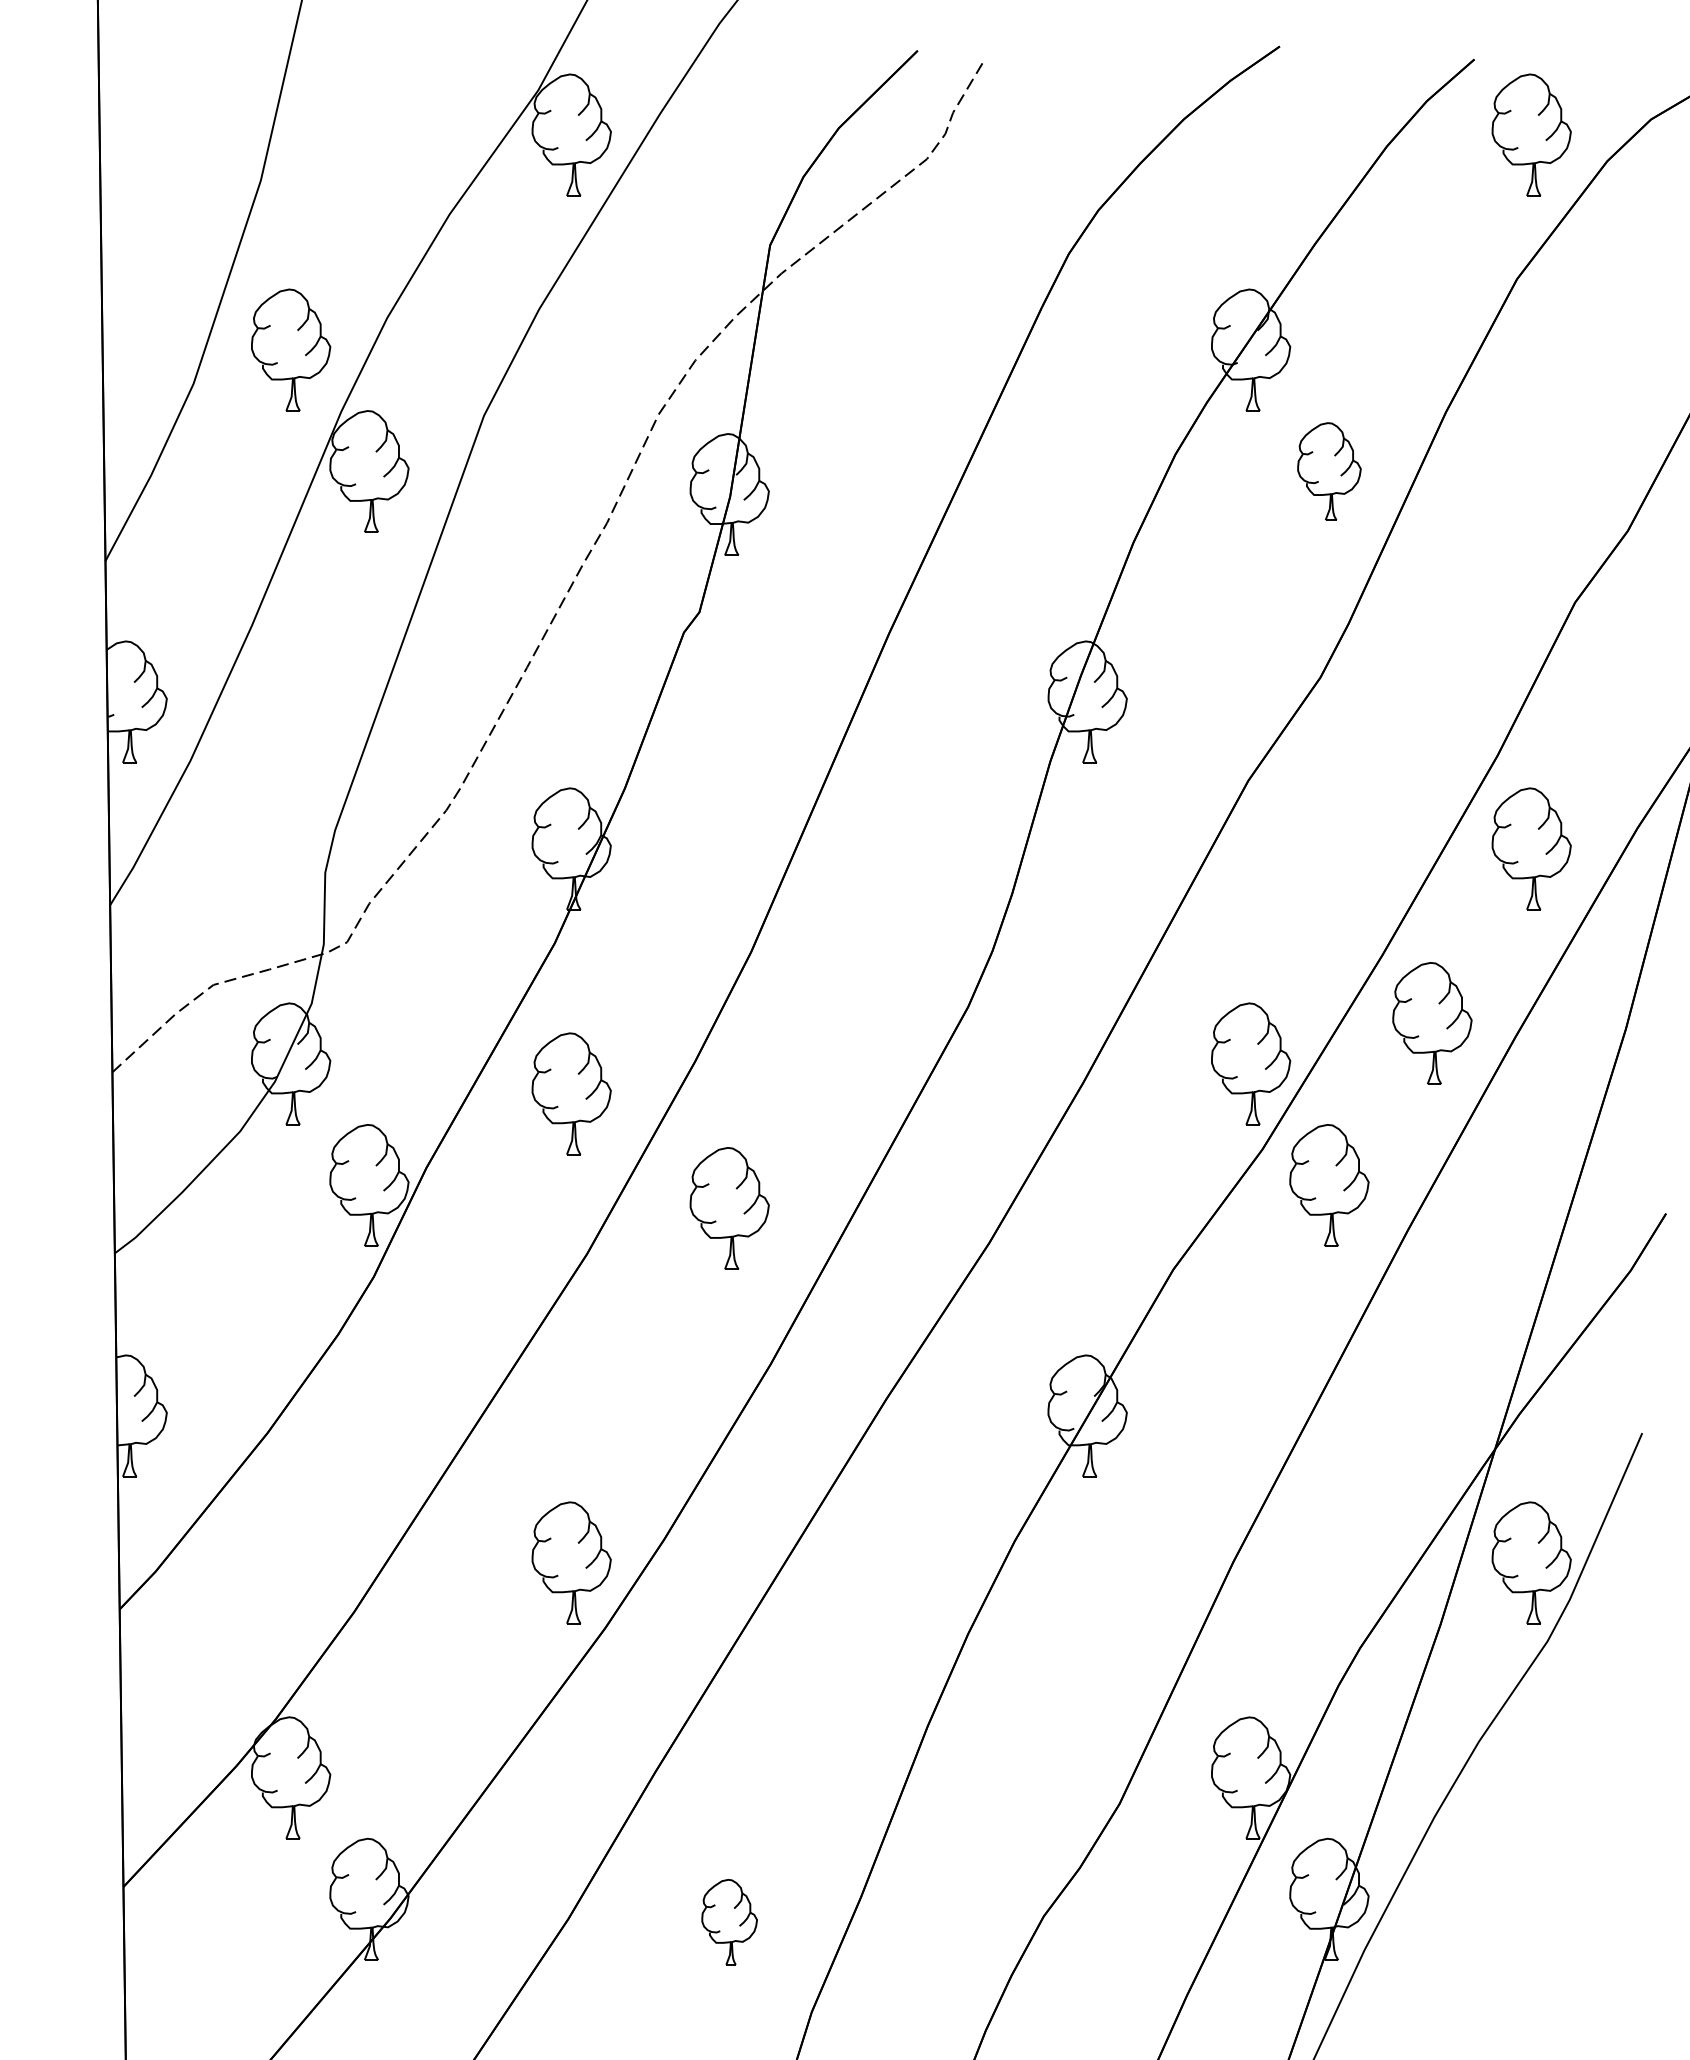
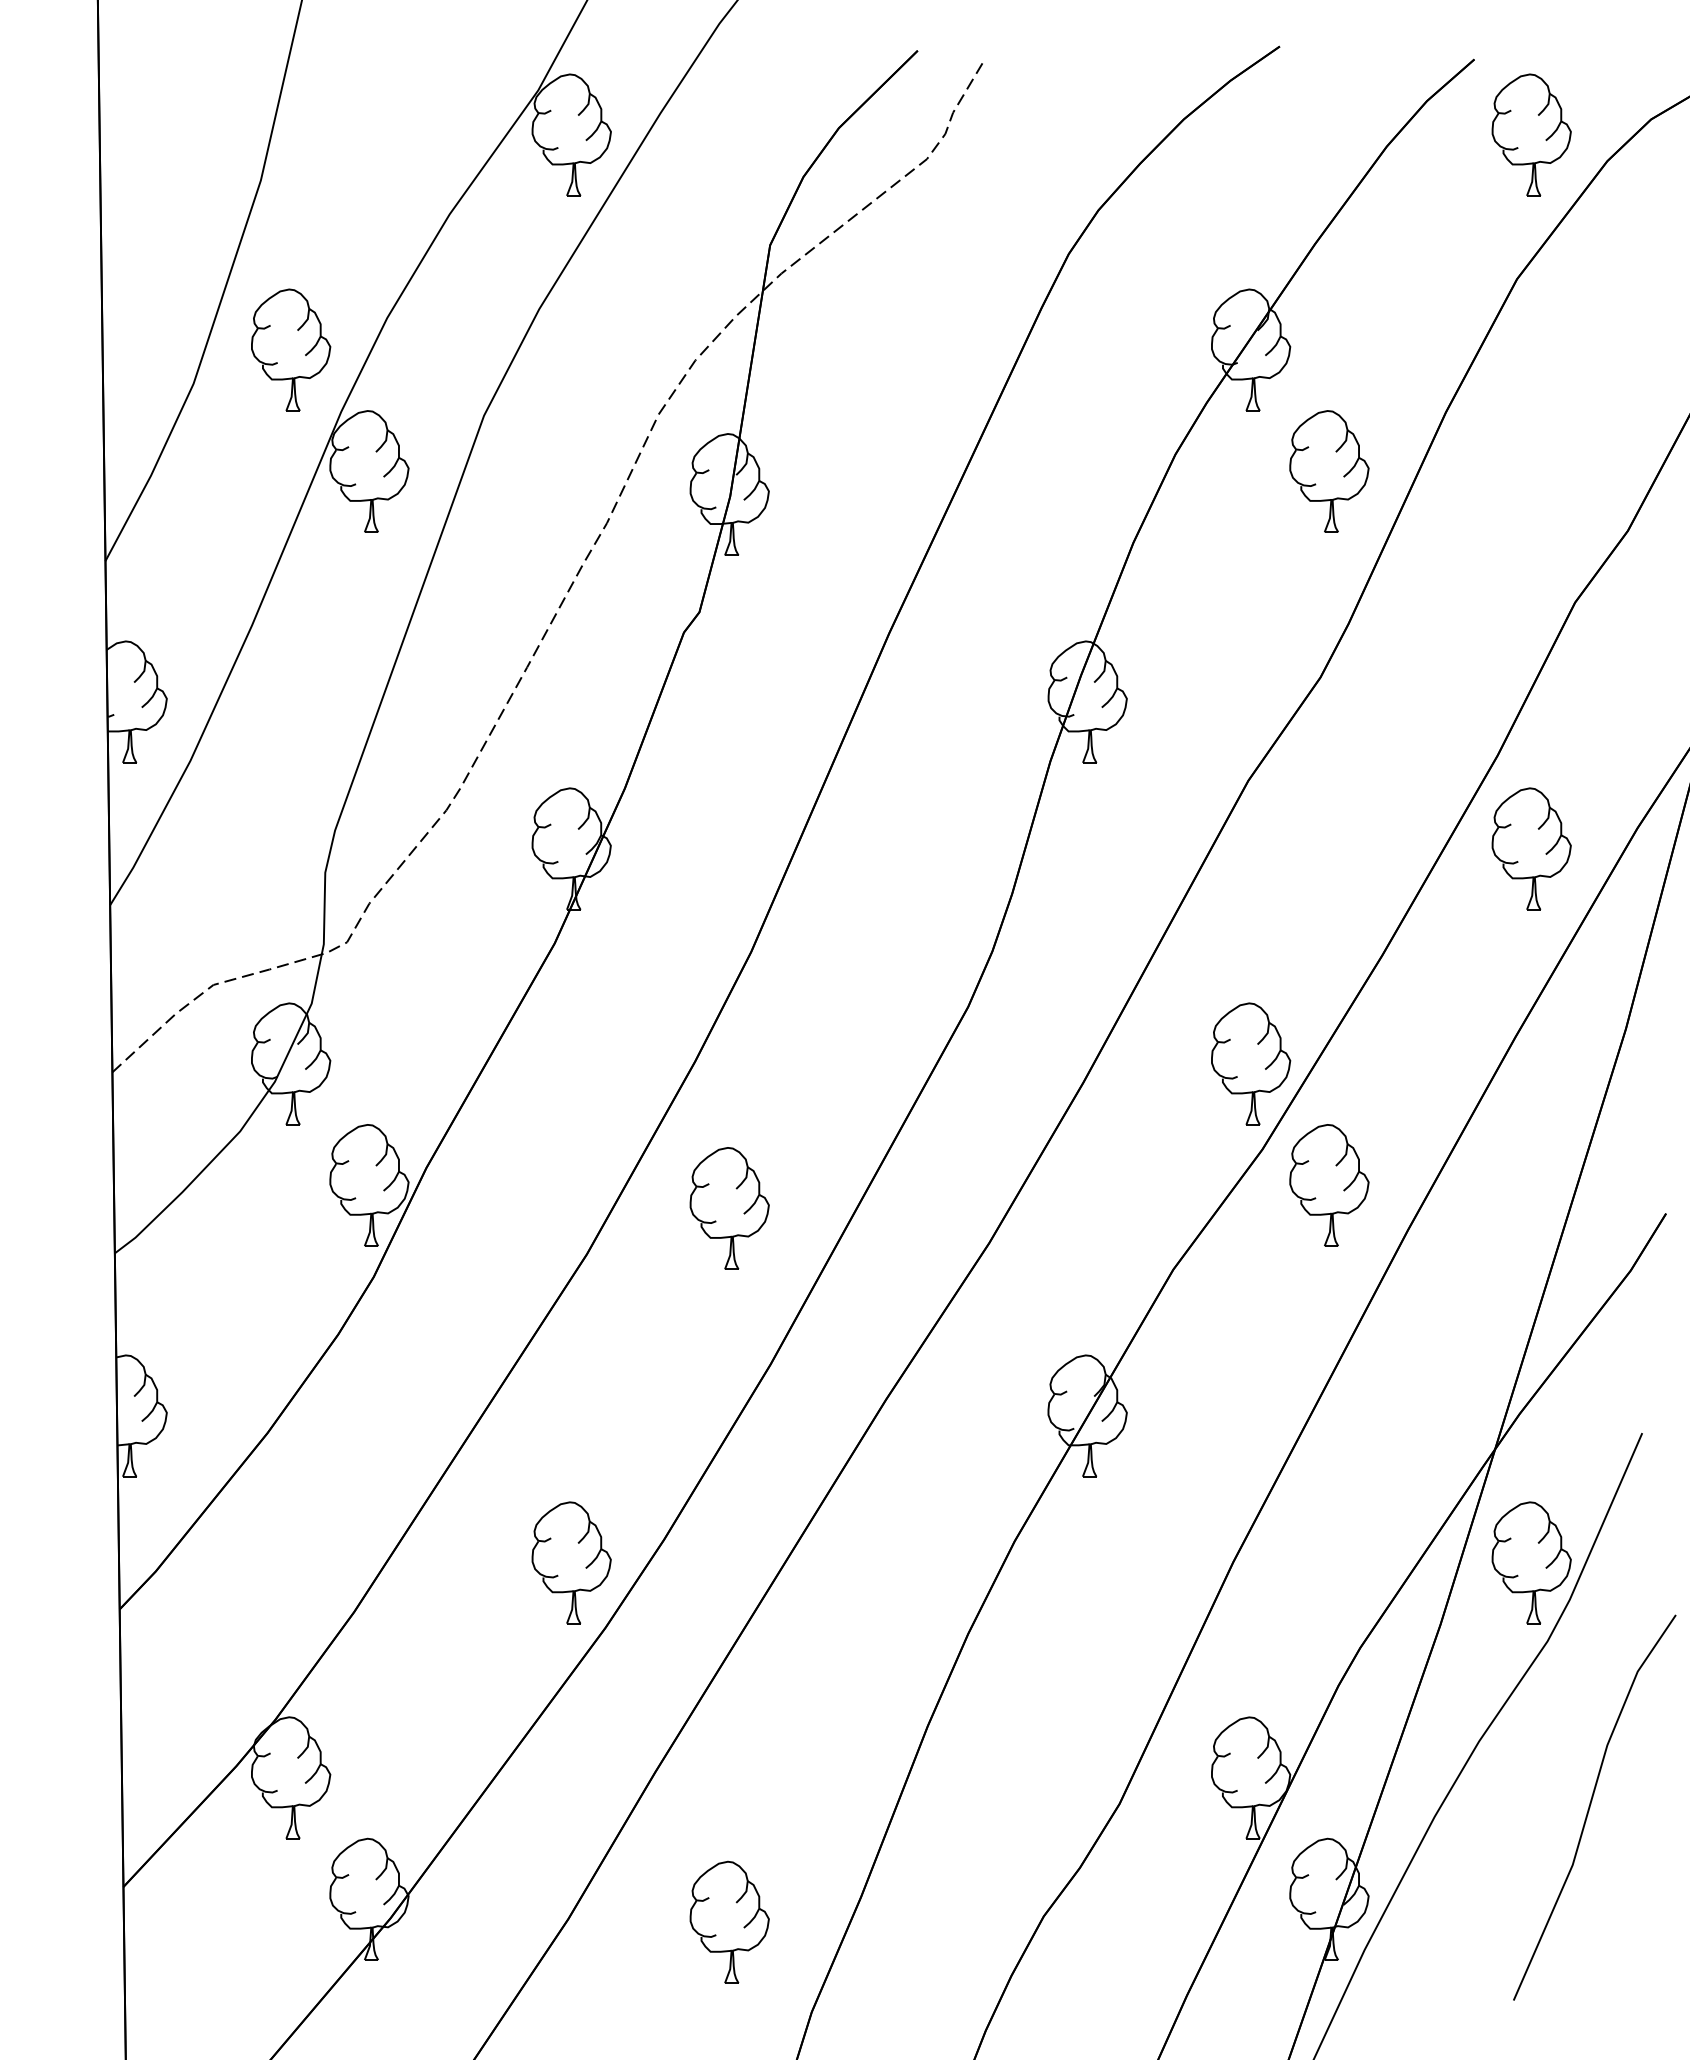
part size: 65x99 px -> 81x123 px (1329, 471)
part: present -> none (1432, 1023)
part: present -> none (571, 1093)
line: none -> present (1590, 1807)
part size: 57x87 px -> 81x124 px (729, 1921)
